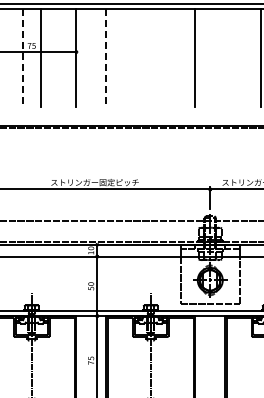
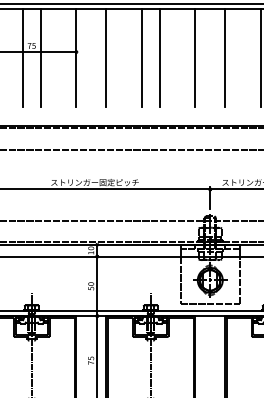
line: none -> present (141, 57)
line: none -> present (159, 57)
line: none -> present (225, 57)
line: dashed -> solid (22, 58)
line: dashed -> solid (106, 58)
line: none -> present (131, 149)
